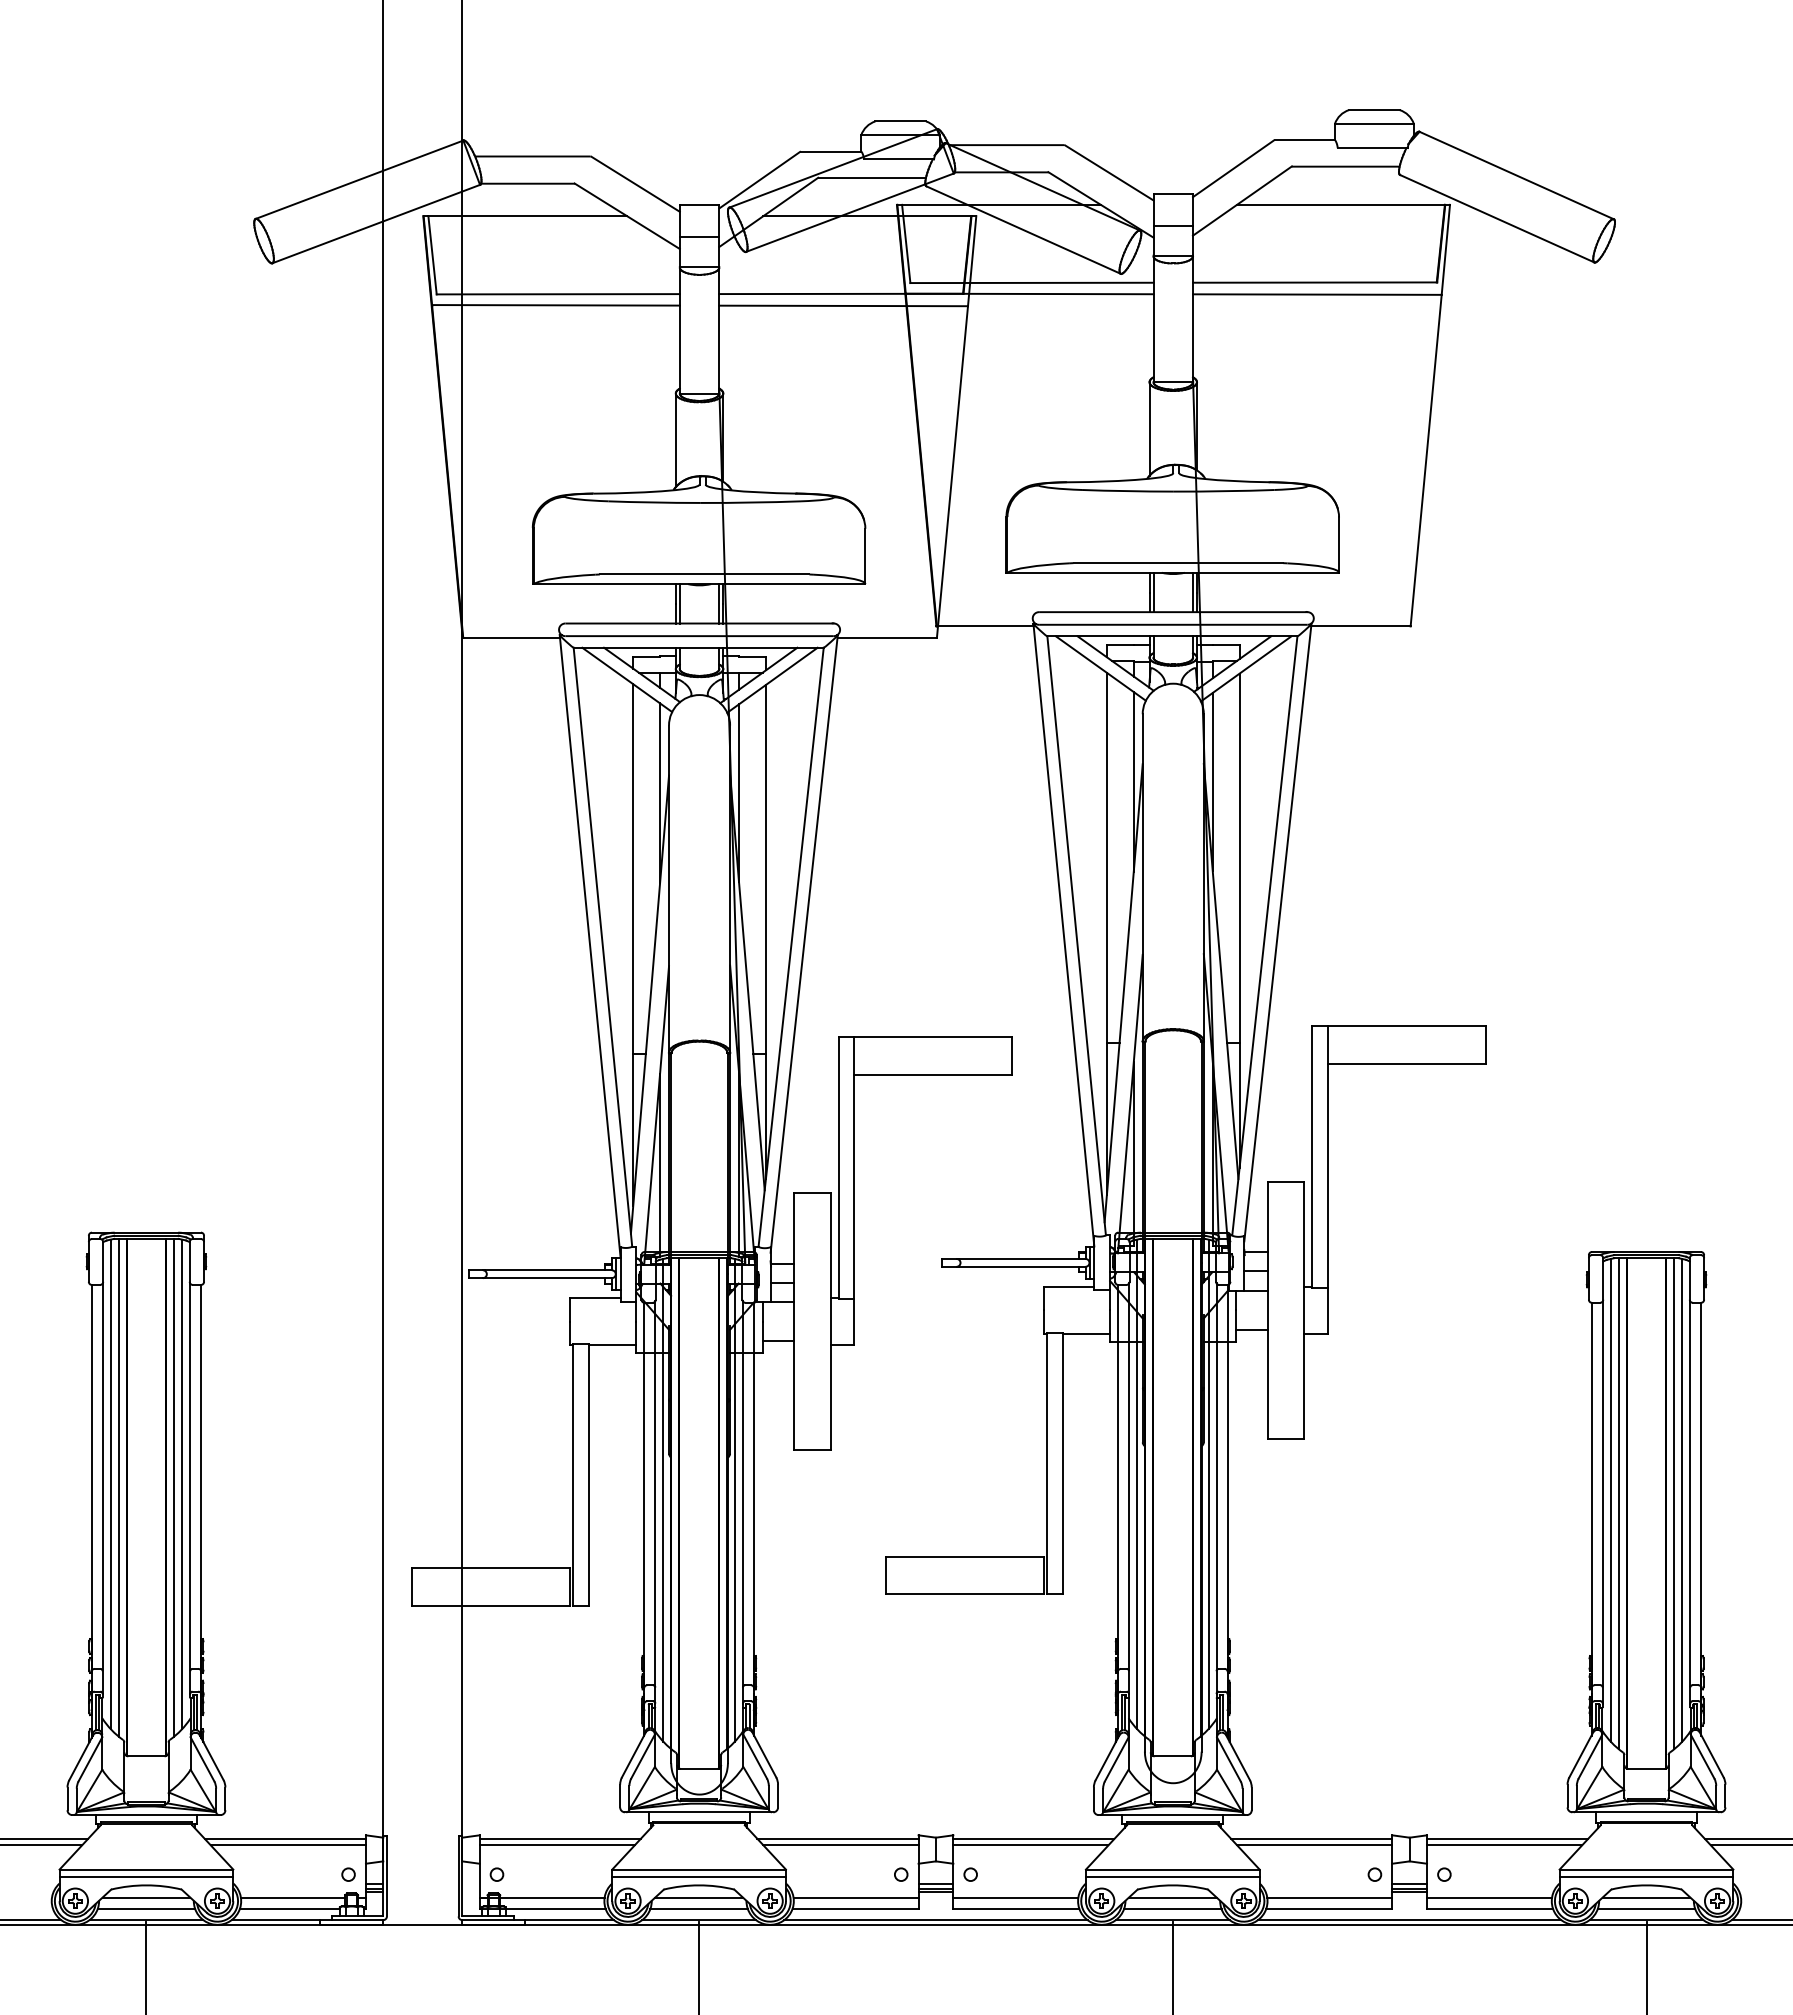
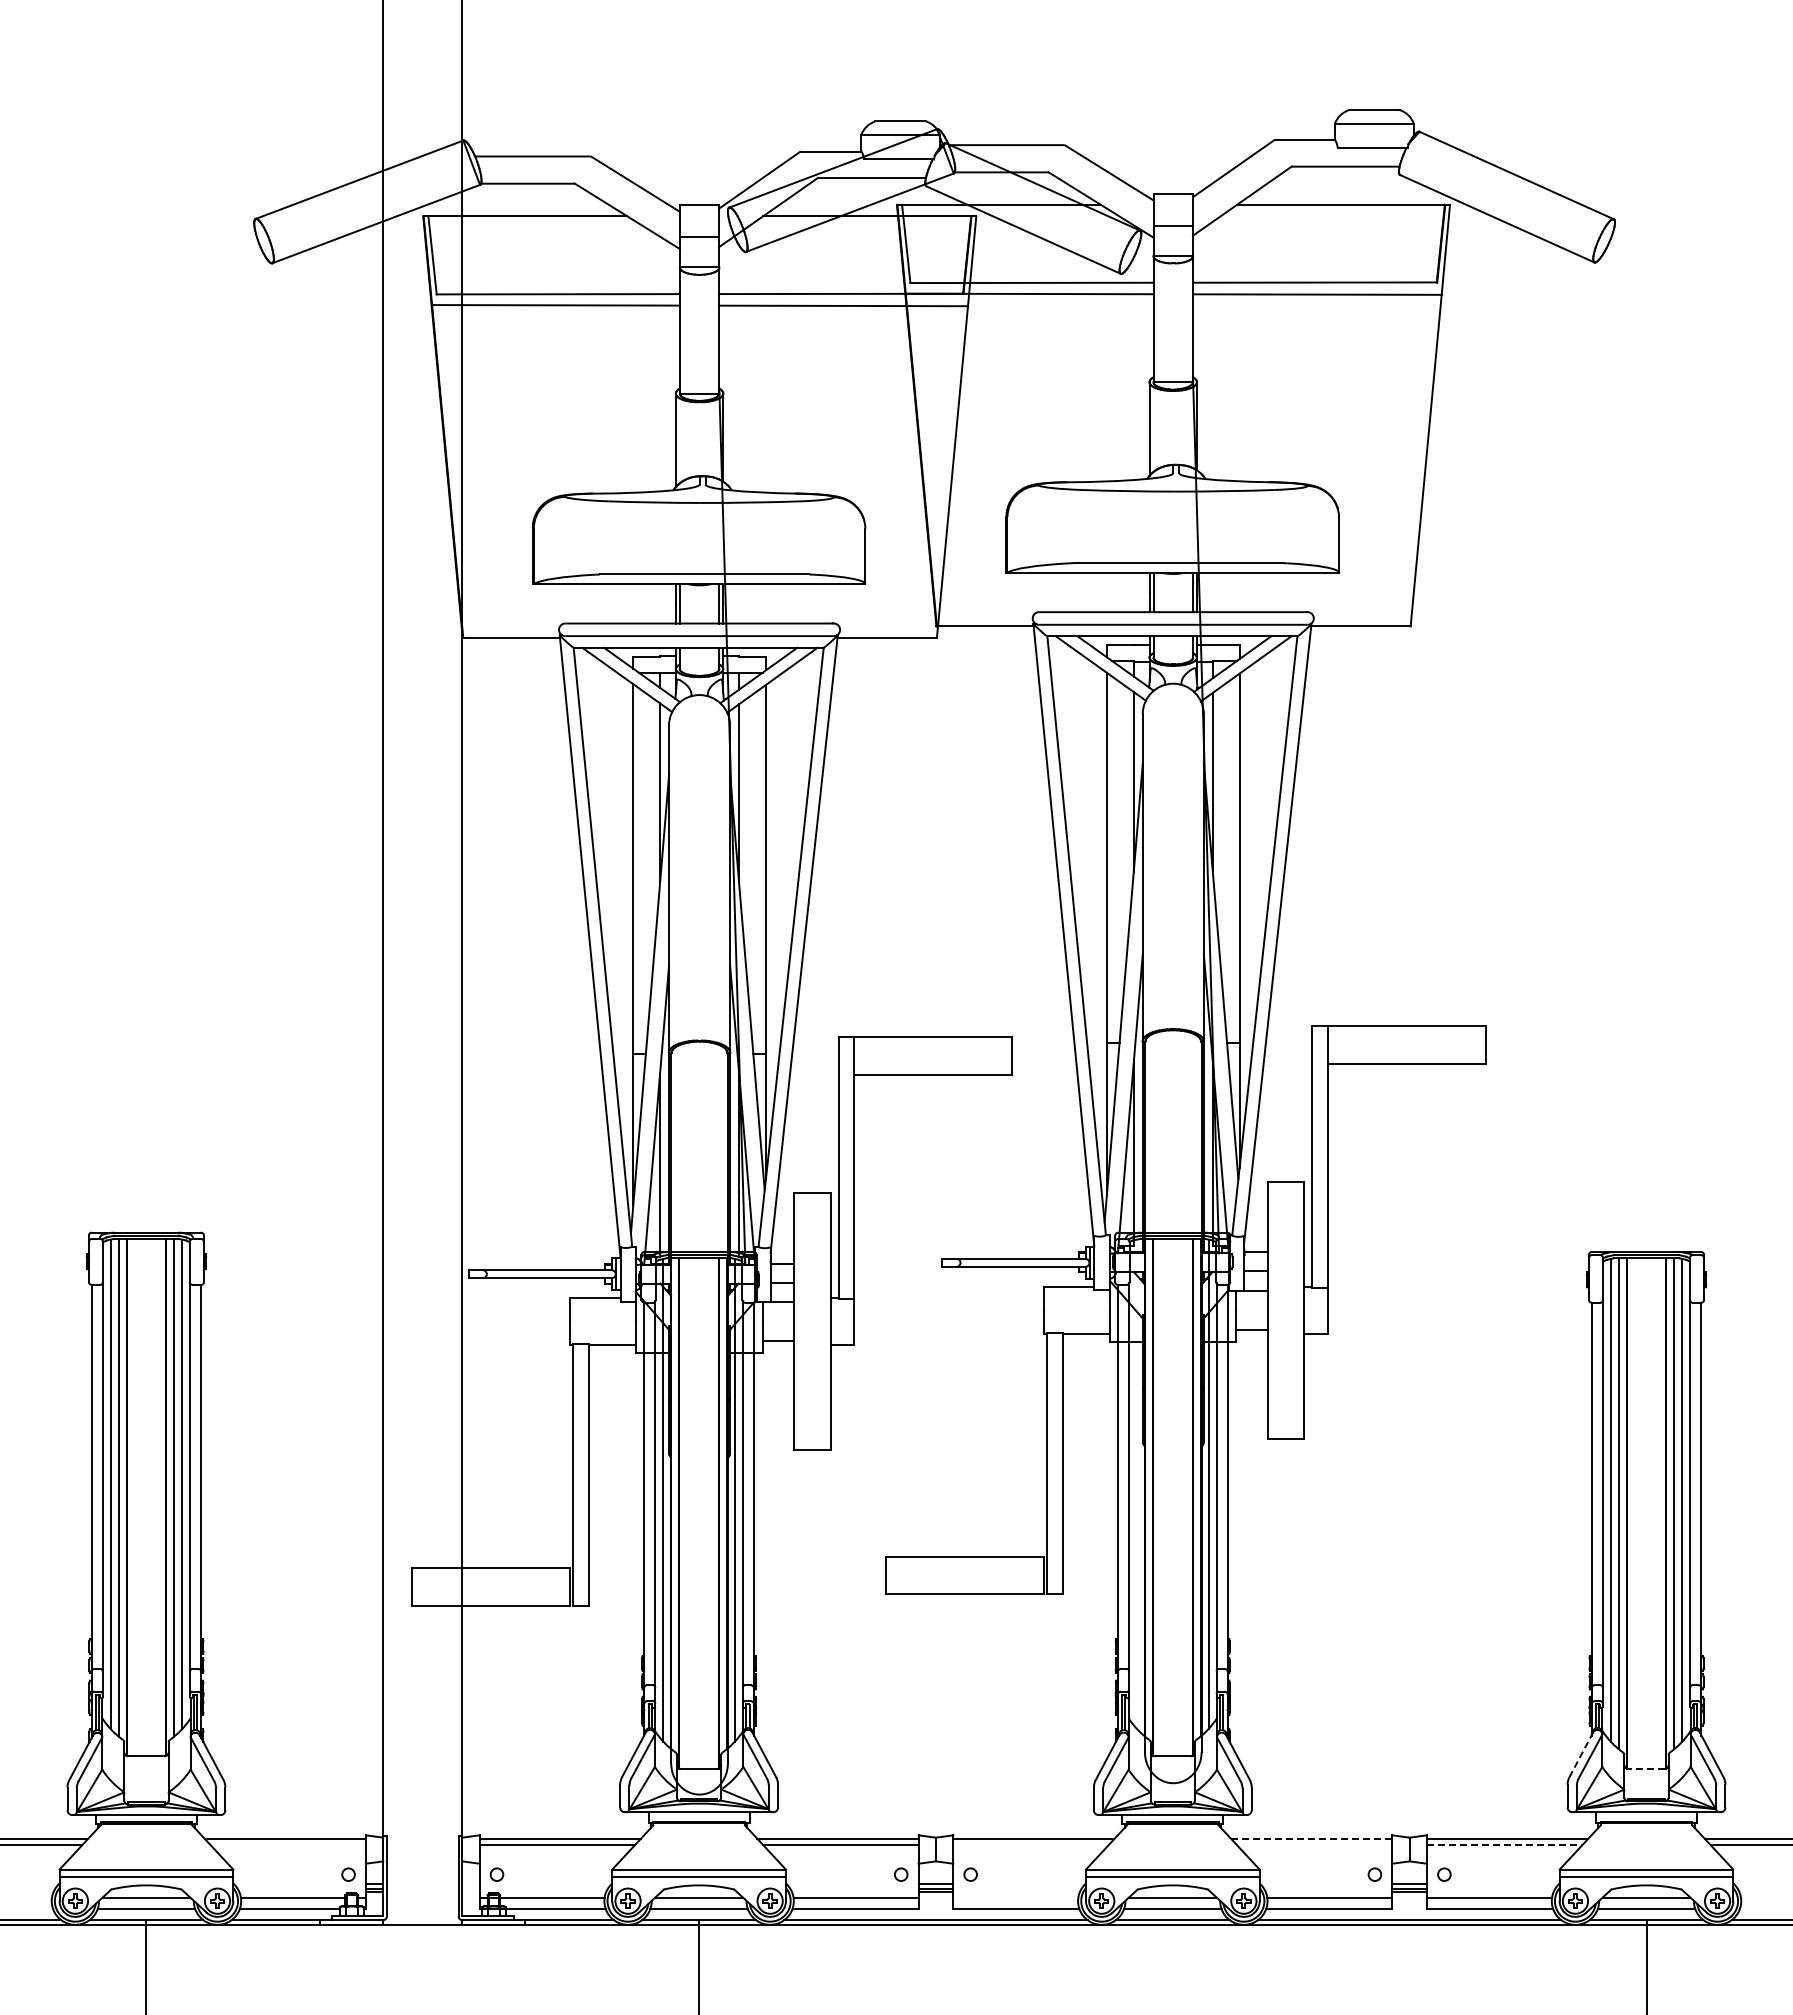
line: present -> none (1137, 1484)
line: solid -> dashed (1581, 1754)
line: solid -> dashed (1646, 1768)
line: solid -> dashed (1311, 1838)
line: present -> none (287, 1845)
line: present -> none (1030, 1845)
line: present -> none (1314, 1845)
line: solid -> dashed (1504, 1845)
line: present -> none (1015, 1897)
line: present -> none (1172, 1966)
